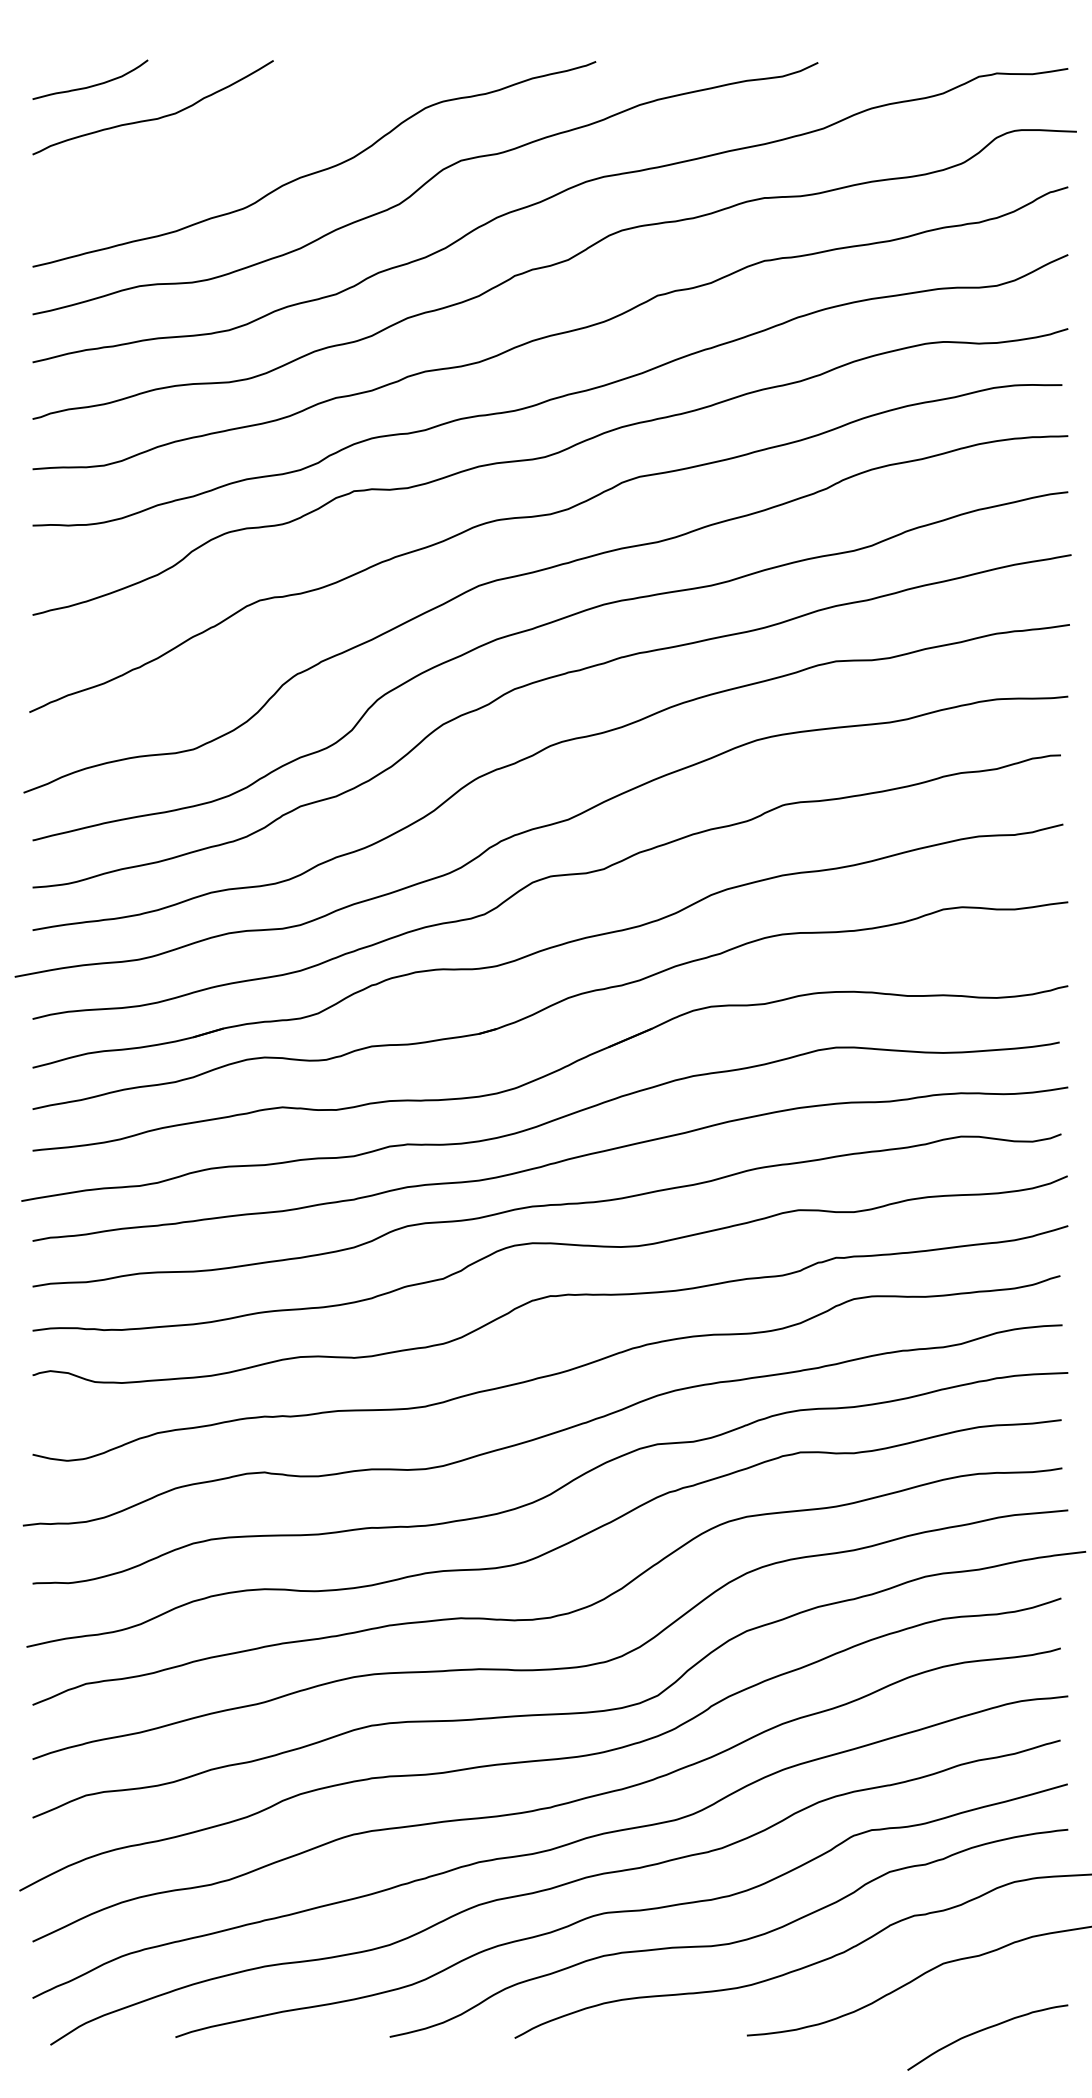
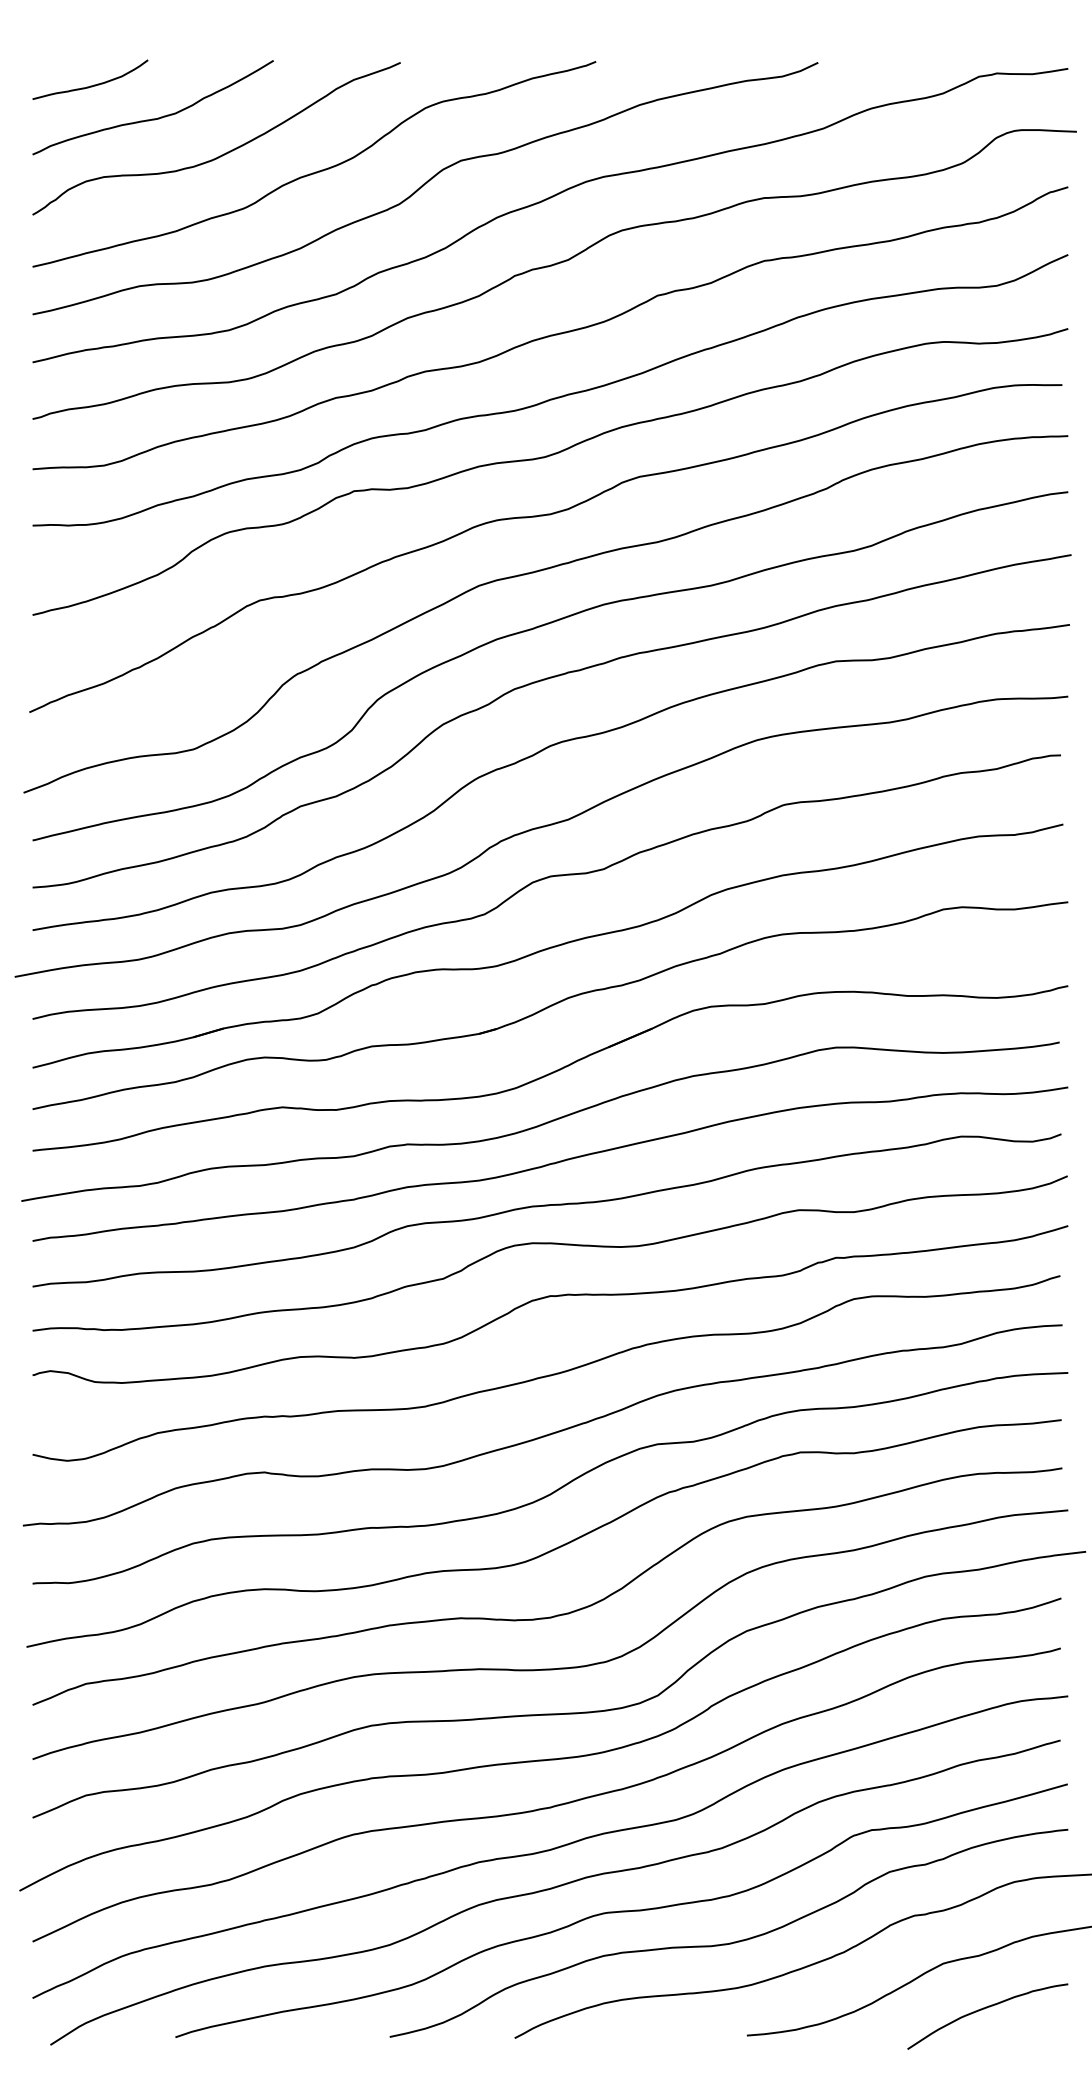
curve: none -> present (223, 153)
curve position: (984, 2030) -> (984, 2009) (984, 2009)
